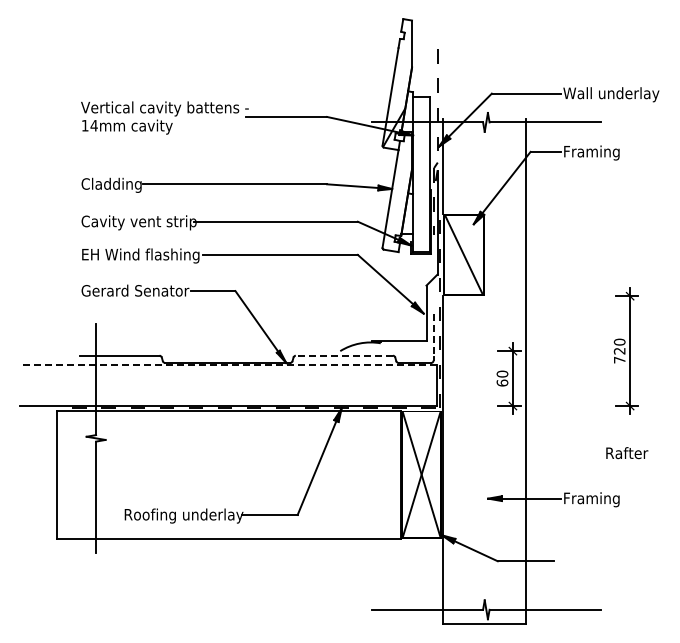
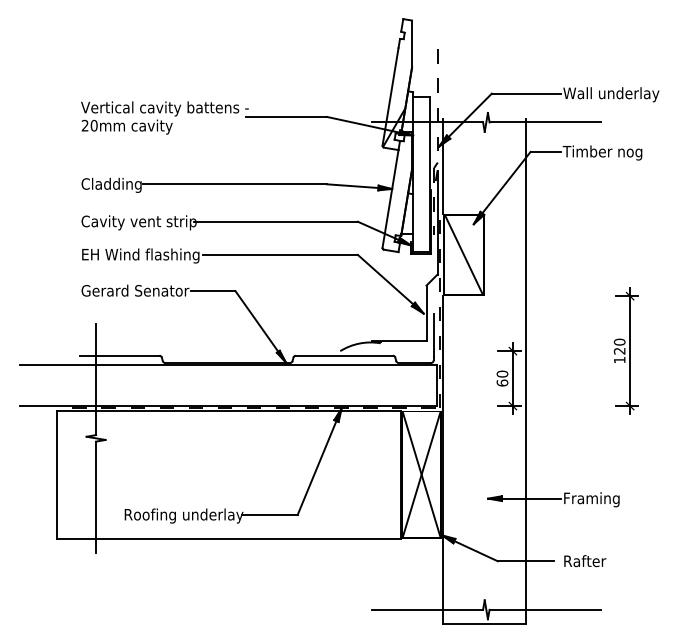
text: 14mm -> 20mm (89, 125)
text: Framing -> Timber nog (602, 152)
line: dashed -> solid (433, 335)
line: dashed -> solid (344, 355)
text: 720 -> 120 (619, 359)
line: dashed -> solid (228, 364)
text position: (627, 453) -> (585, 561) (585, 561)
